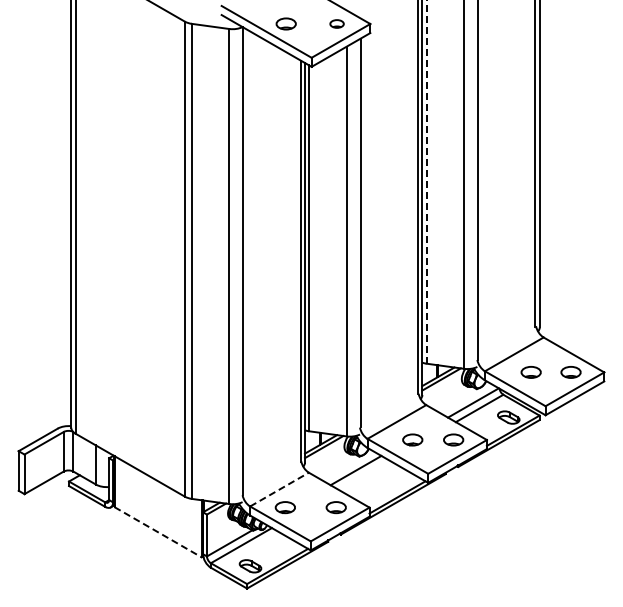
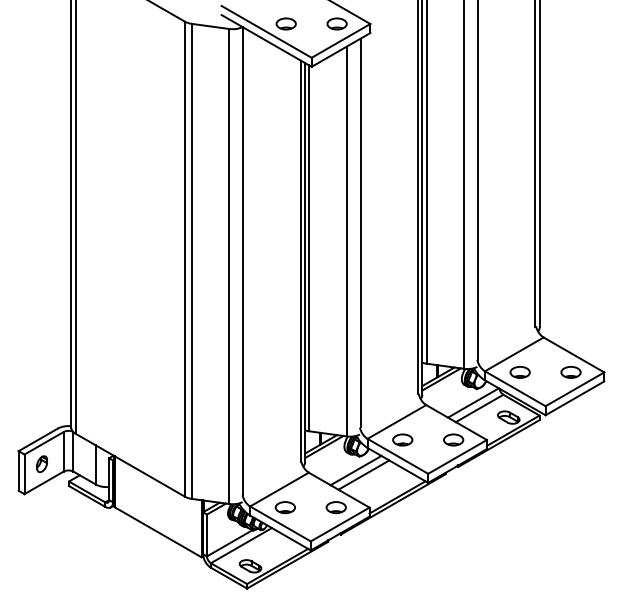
part size: 16x10 px -> 22x14 px (336, 23)
line: dashed -> solid (426, 181)
part position: (530, 372) -> (519, 372) (519, 372)
part position: (412, 439) -> (402, 439) (402, 439)
part: none -> present (42, 464)
line: none -> present (363, 474)
line: dashed -> solid (279, 489)
line: dashed -> solid (158, 532)
